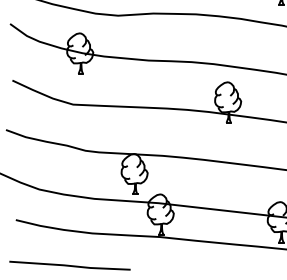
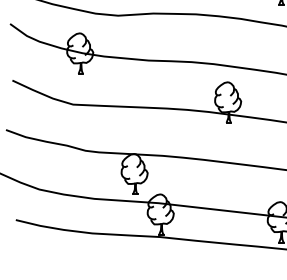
line: present -> none (69, 265)
